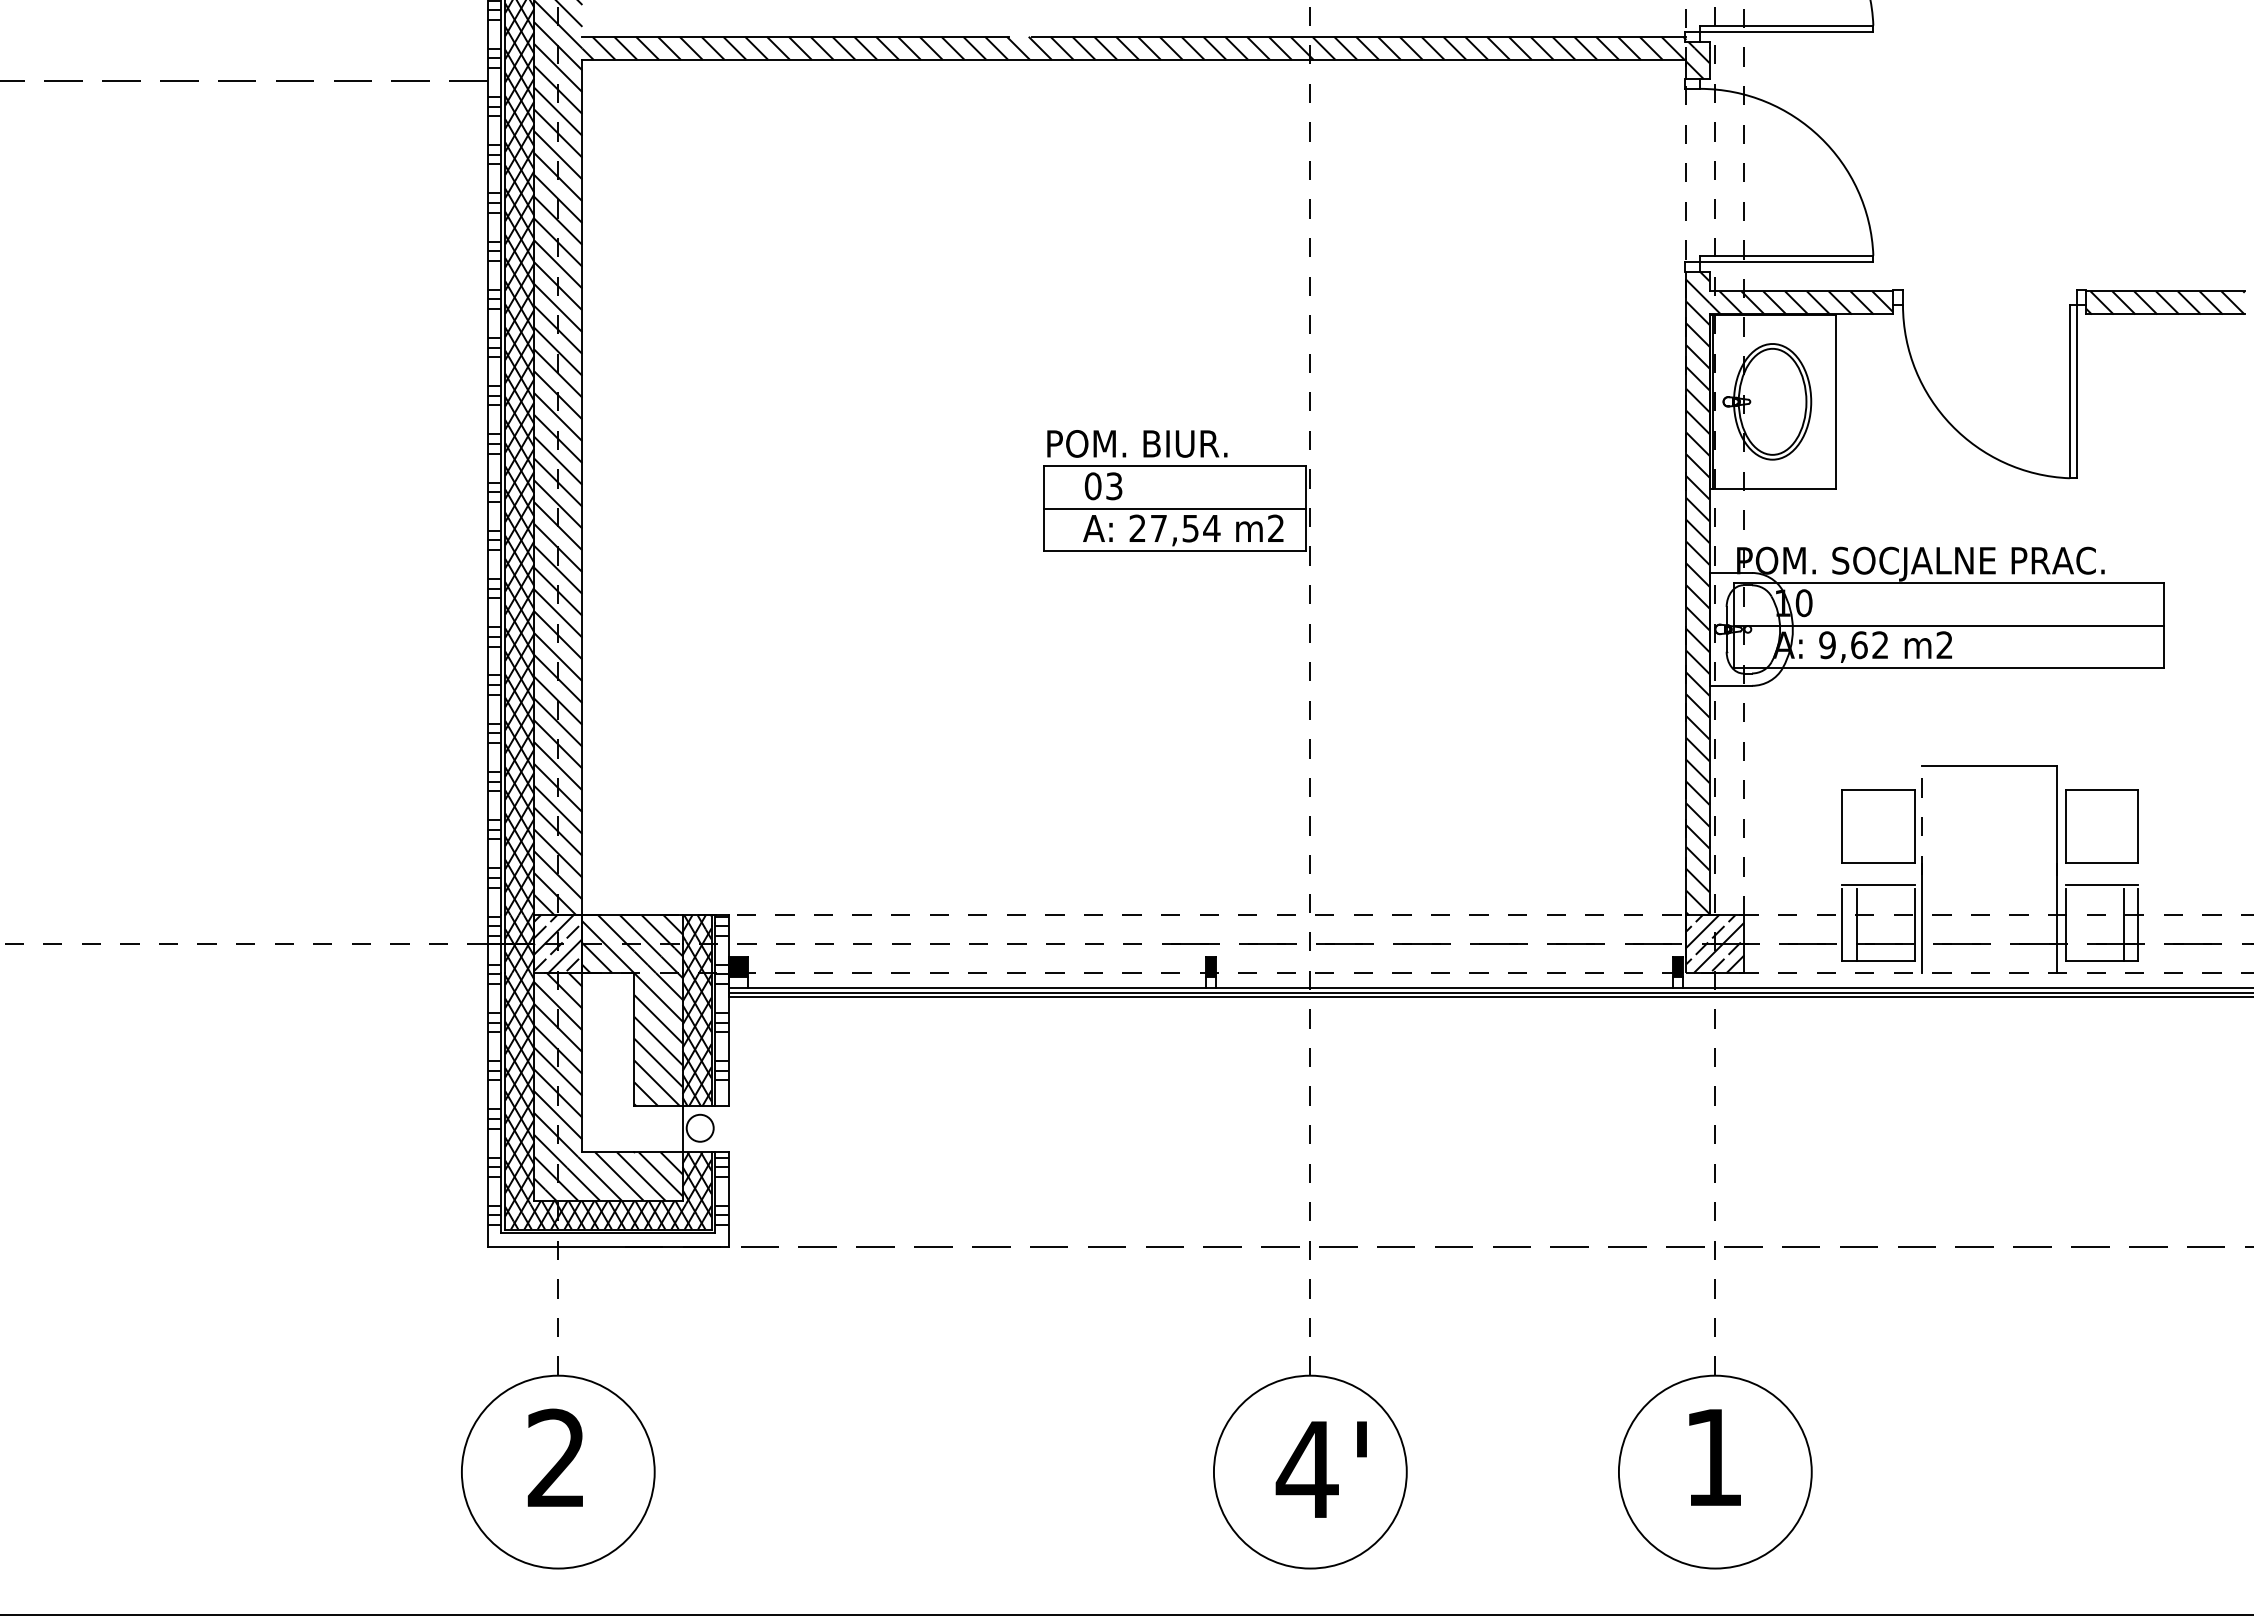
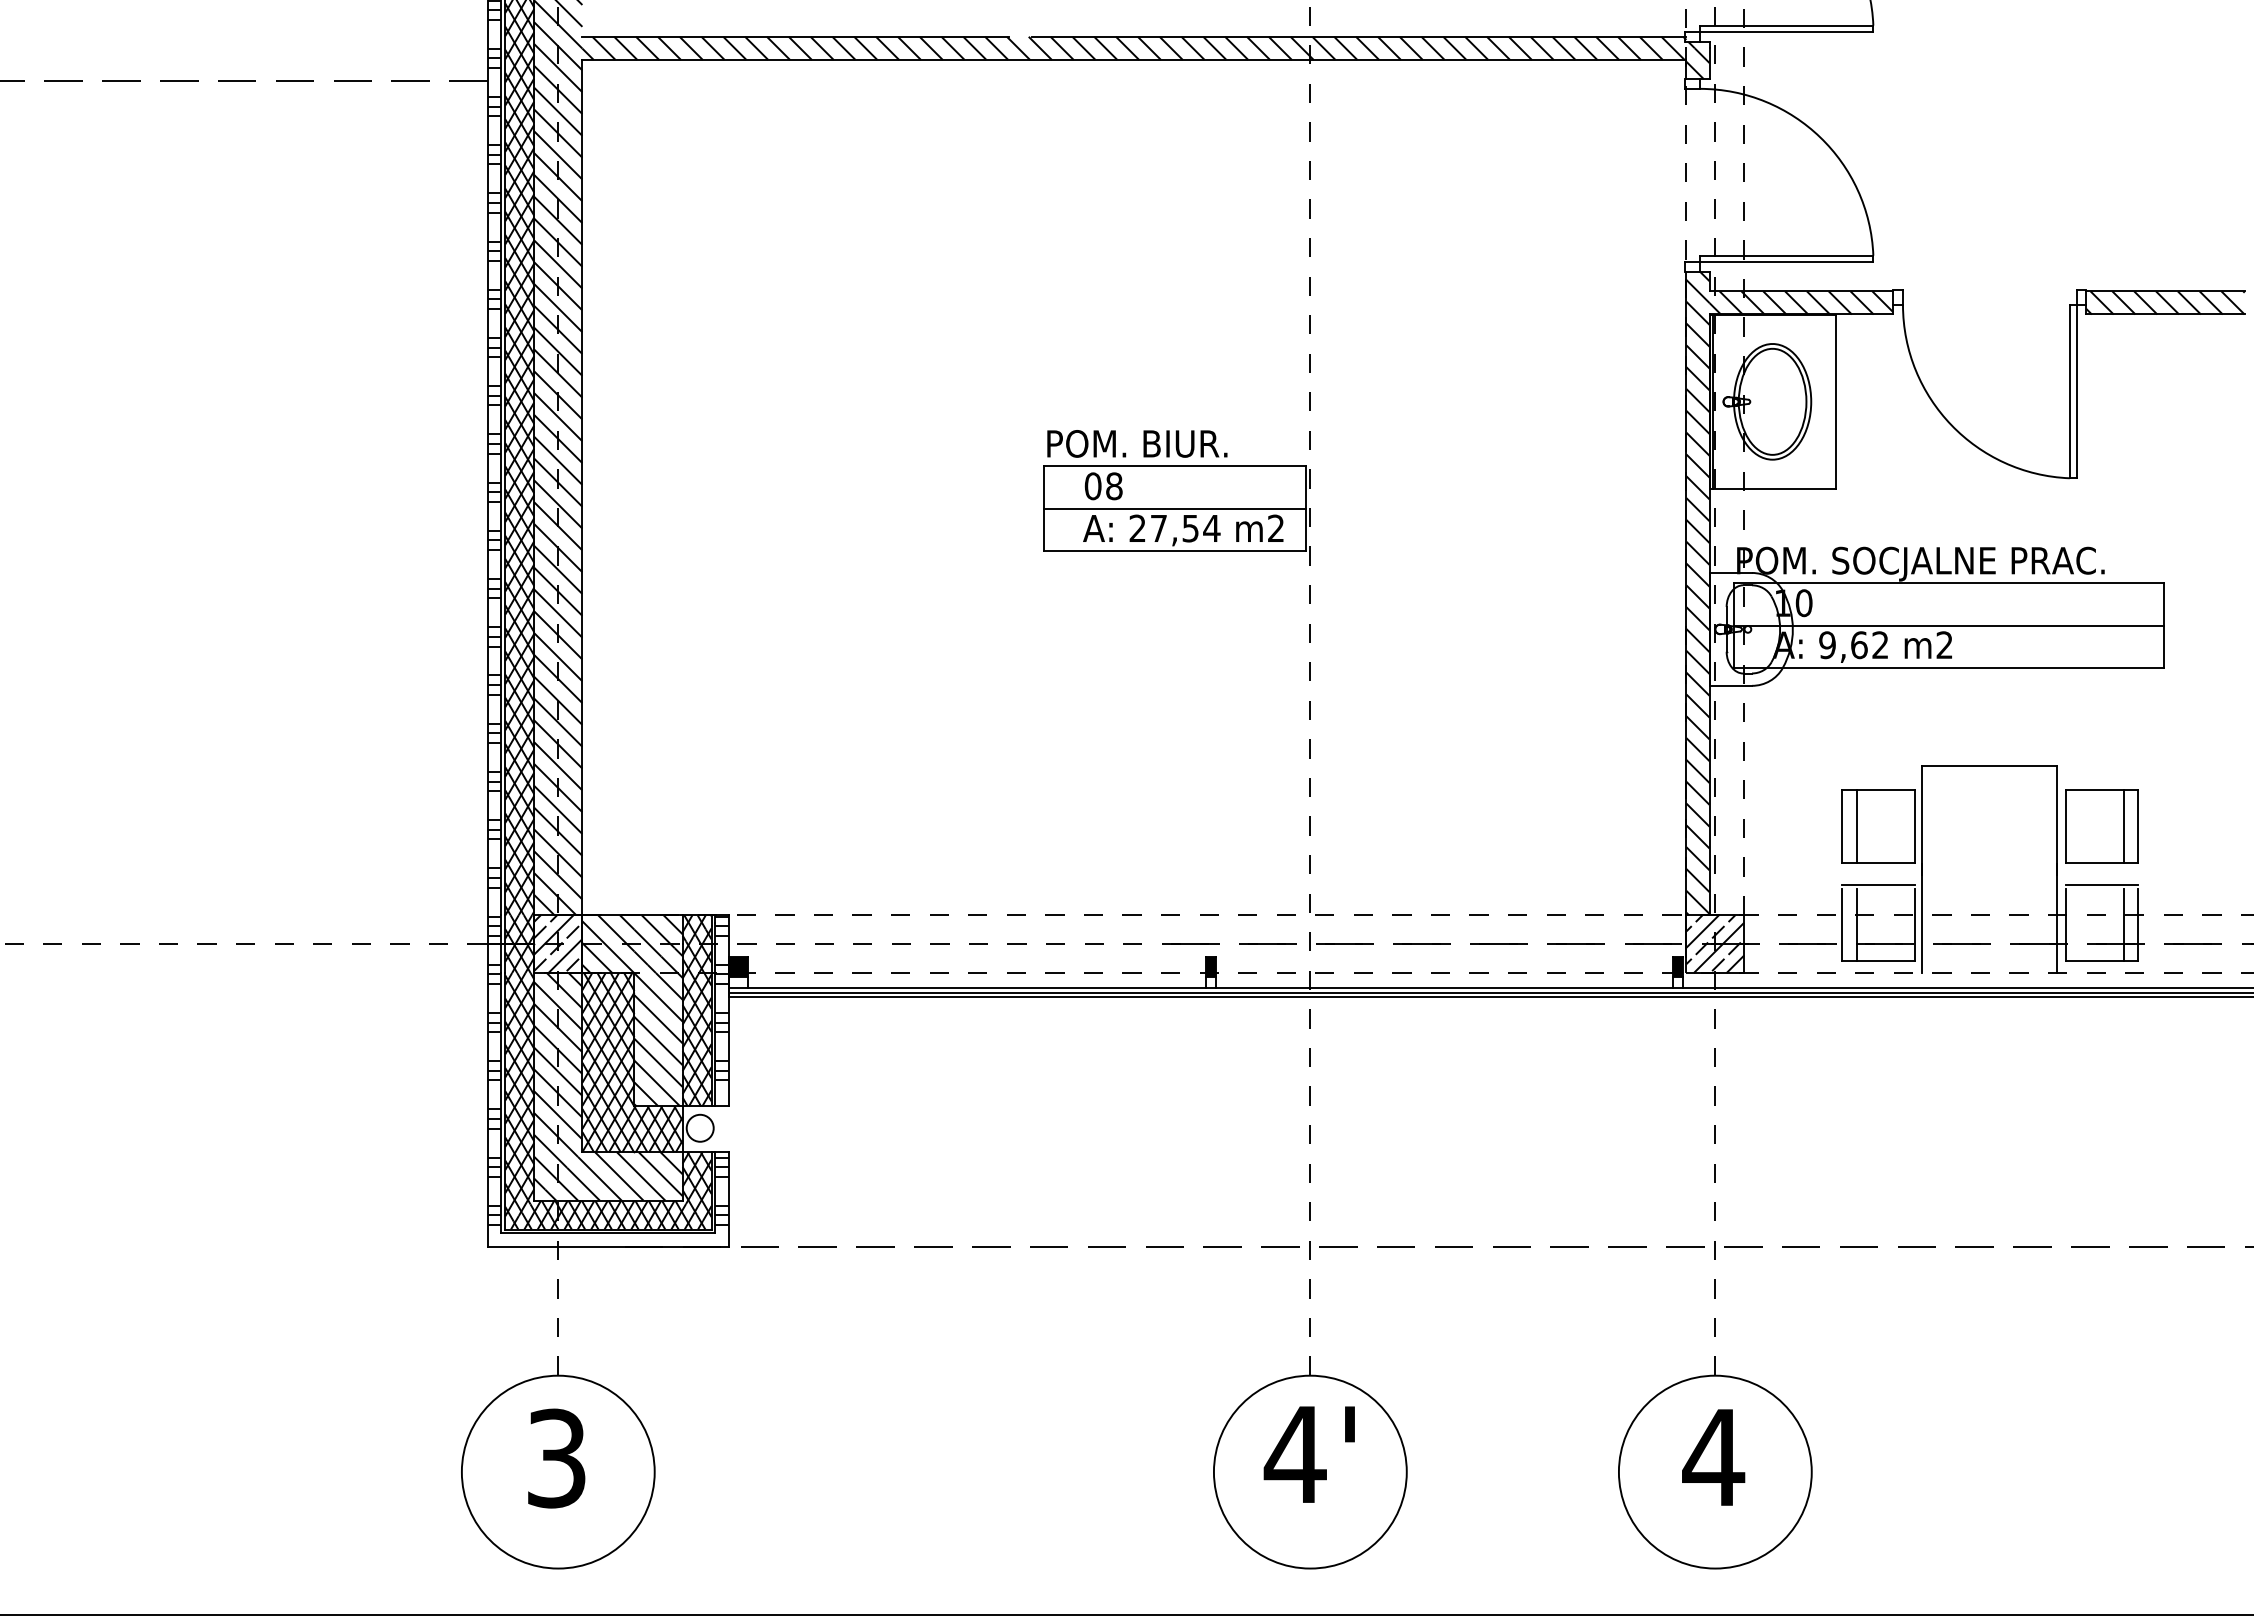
text: 03 -> 08 (1114, 486)
line: dashed -> solid (1922, 820)
line: none -> present (1857, 826)
line: none -> present (2123, 826)
hatch: none -> present (632, 1062)
text: 1 -> 4 (1713, 1457)
text: 2 -> 3 (556, 1458)
text position: (1320, 1469) -> (1308, 1454) (1308, 1454)
